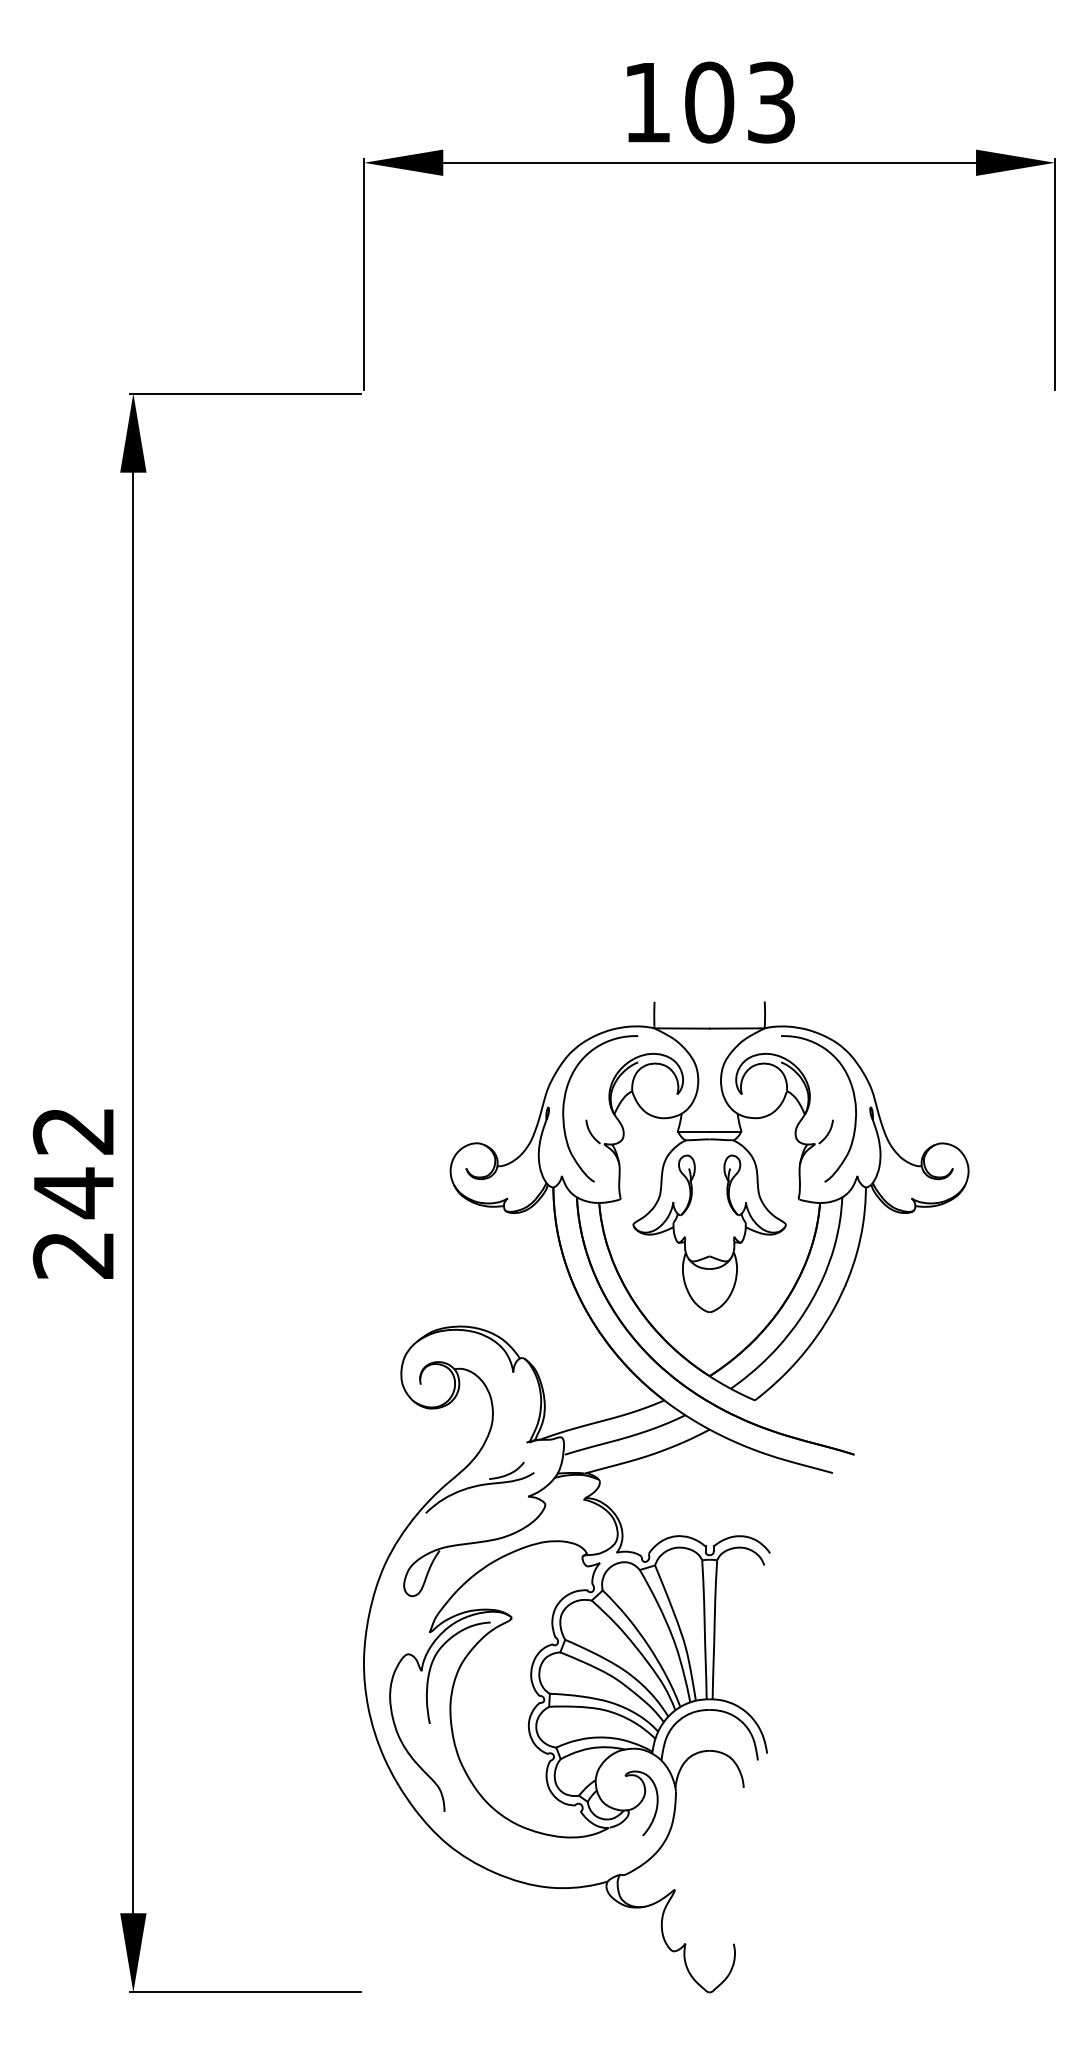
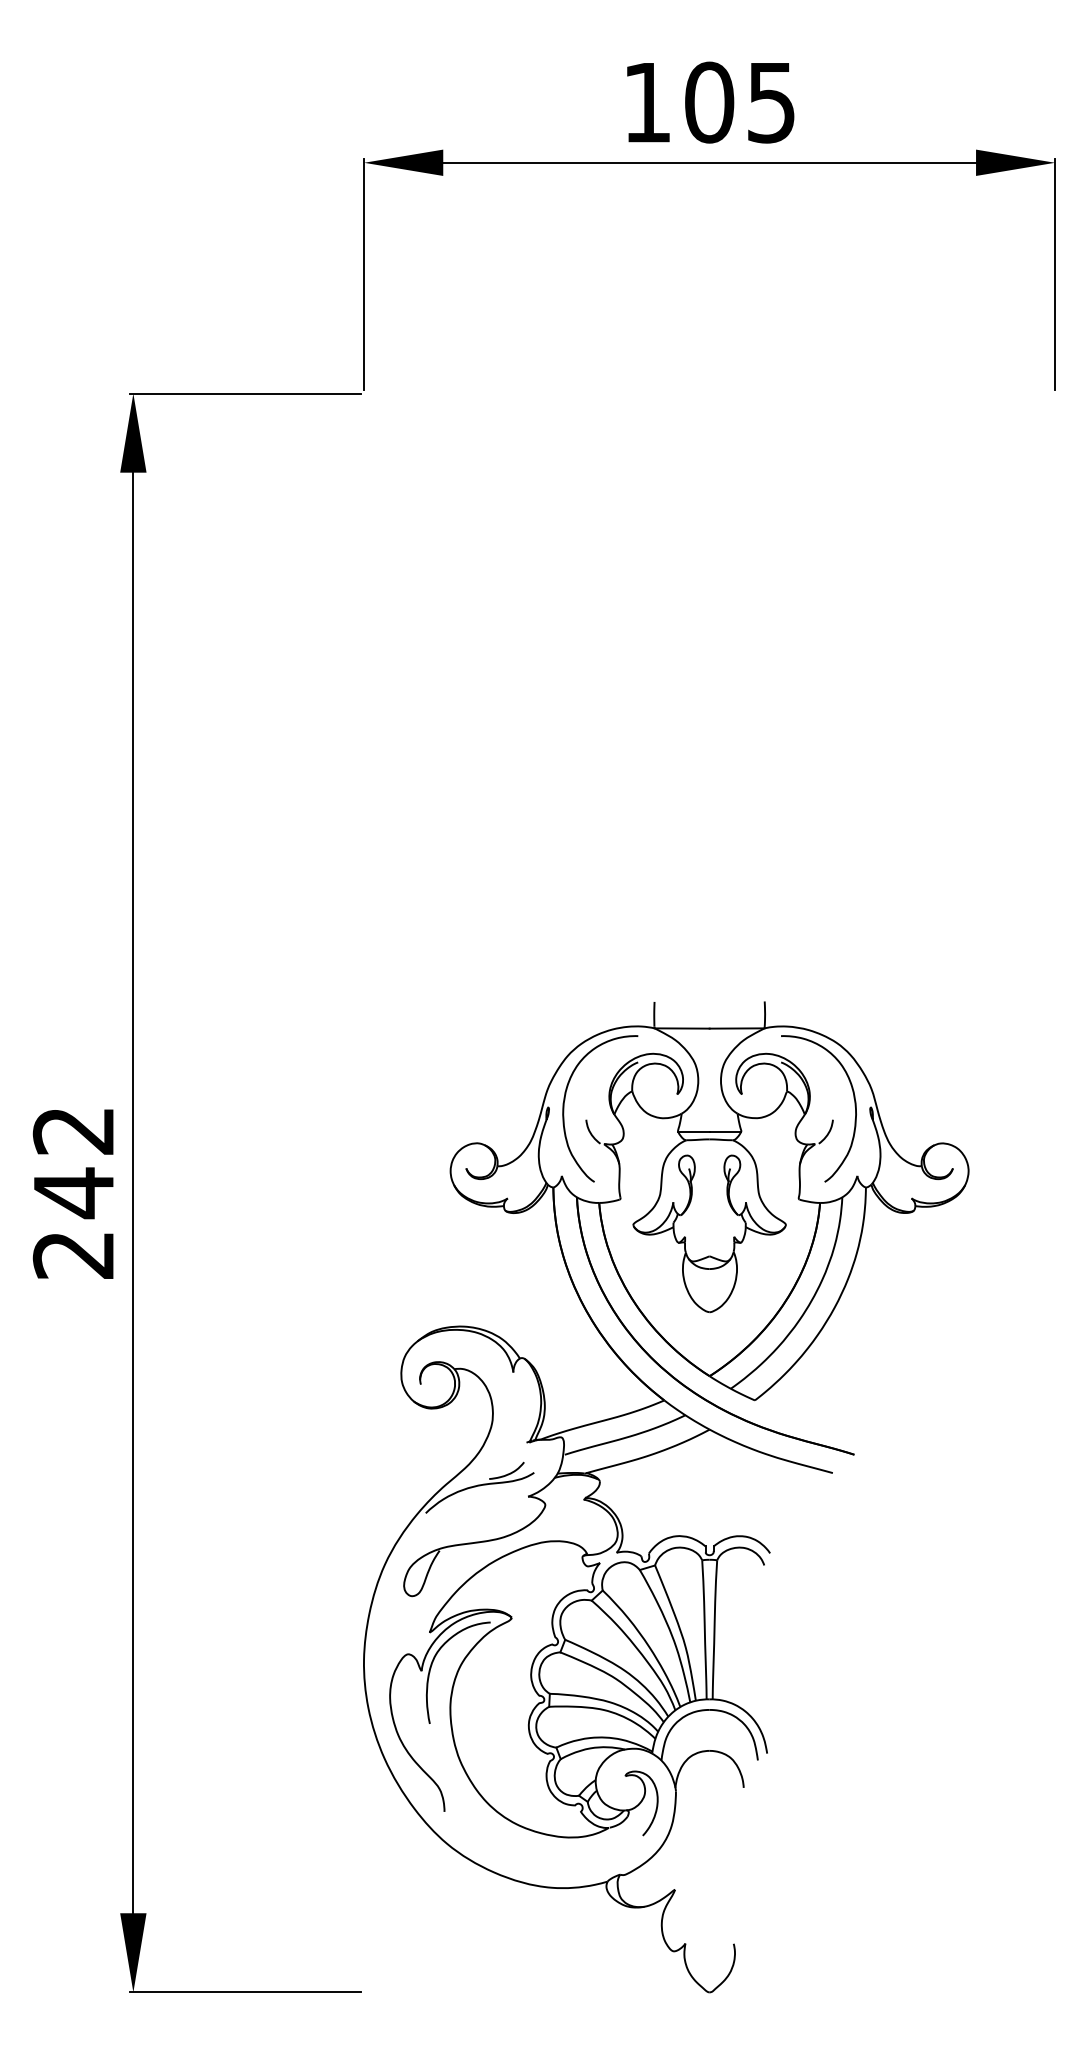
text: 103 -> 105 (771, 102)
